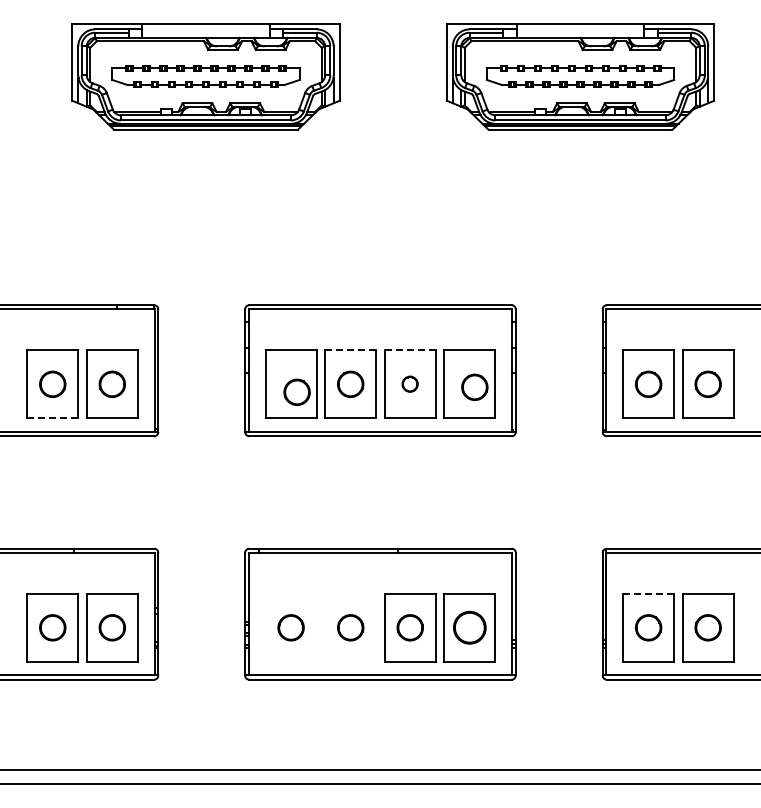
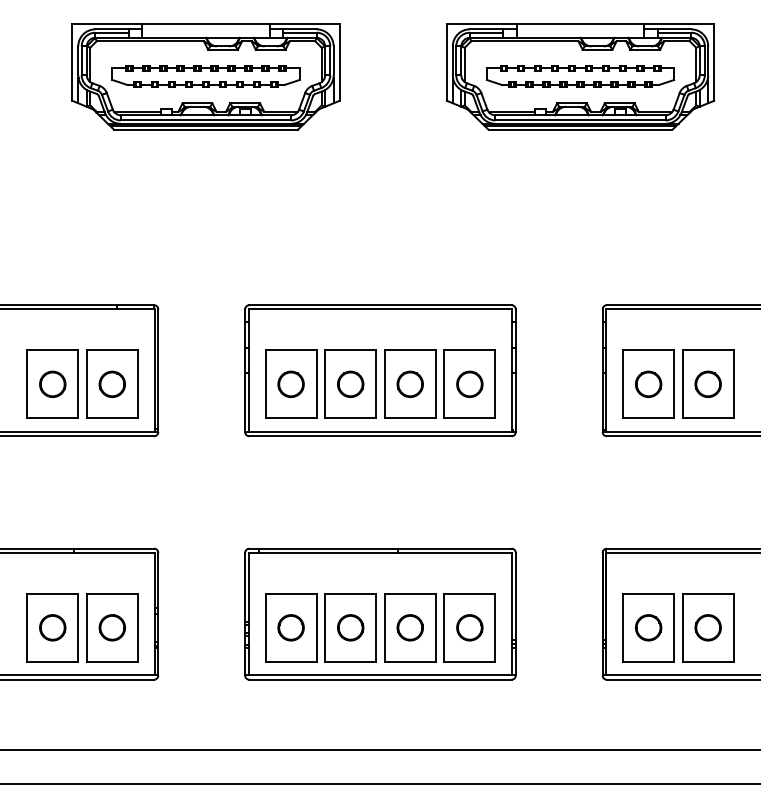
line: dashed -> solid (350, 350)
line: dashed -> solid (410, 350)
circle size: 18x18 px -> 28x28 px (409, 383)
circle position: (474, 386) -> (469, 383) (469, 383)
circle position: (296, 391) -> (290, 383) (290, 383)
line: dashed -> solid (52, 418)
line: dashed -> solid (648, 593)
part: none -> present (320, 627)
circle size: 34x35 px -> 28x28 px (469, 627)
line position: (379, 769) -> (379, 749) (379, 749)
